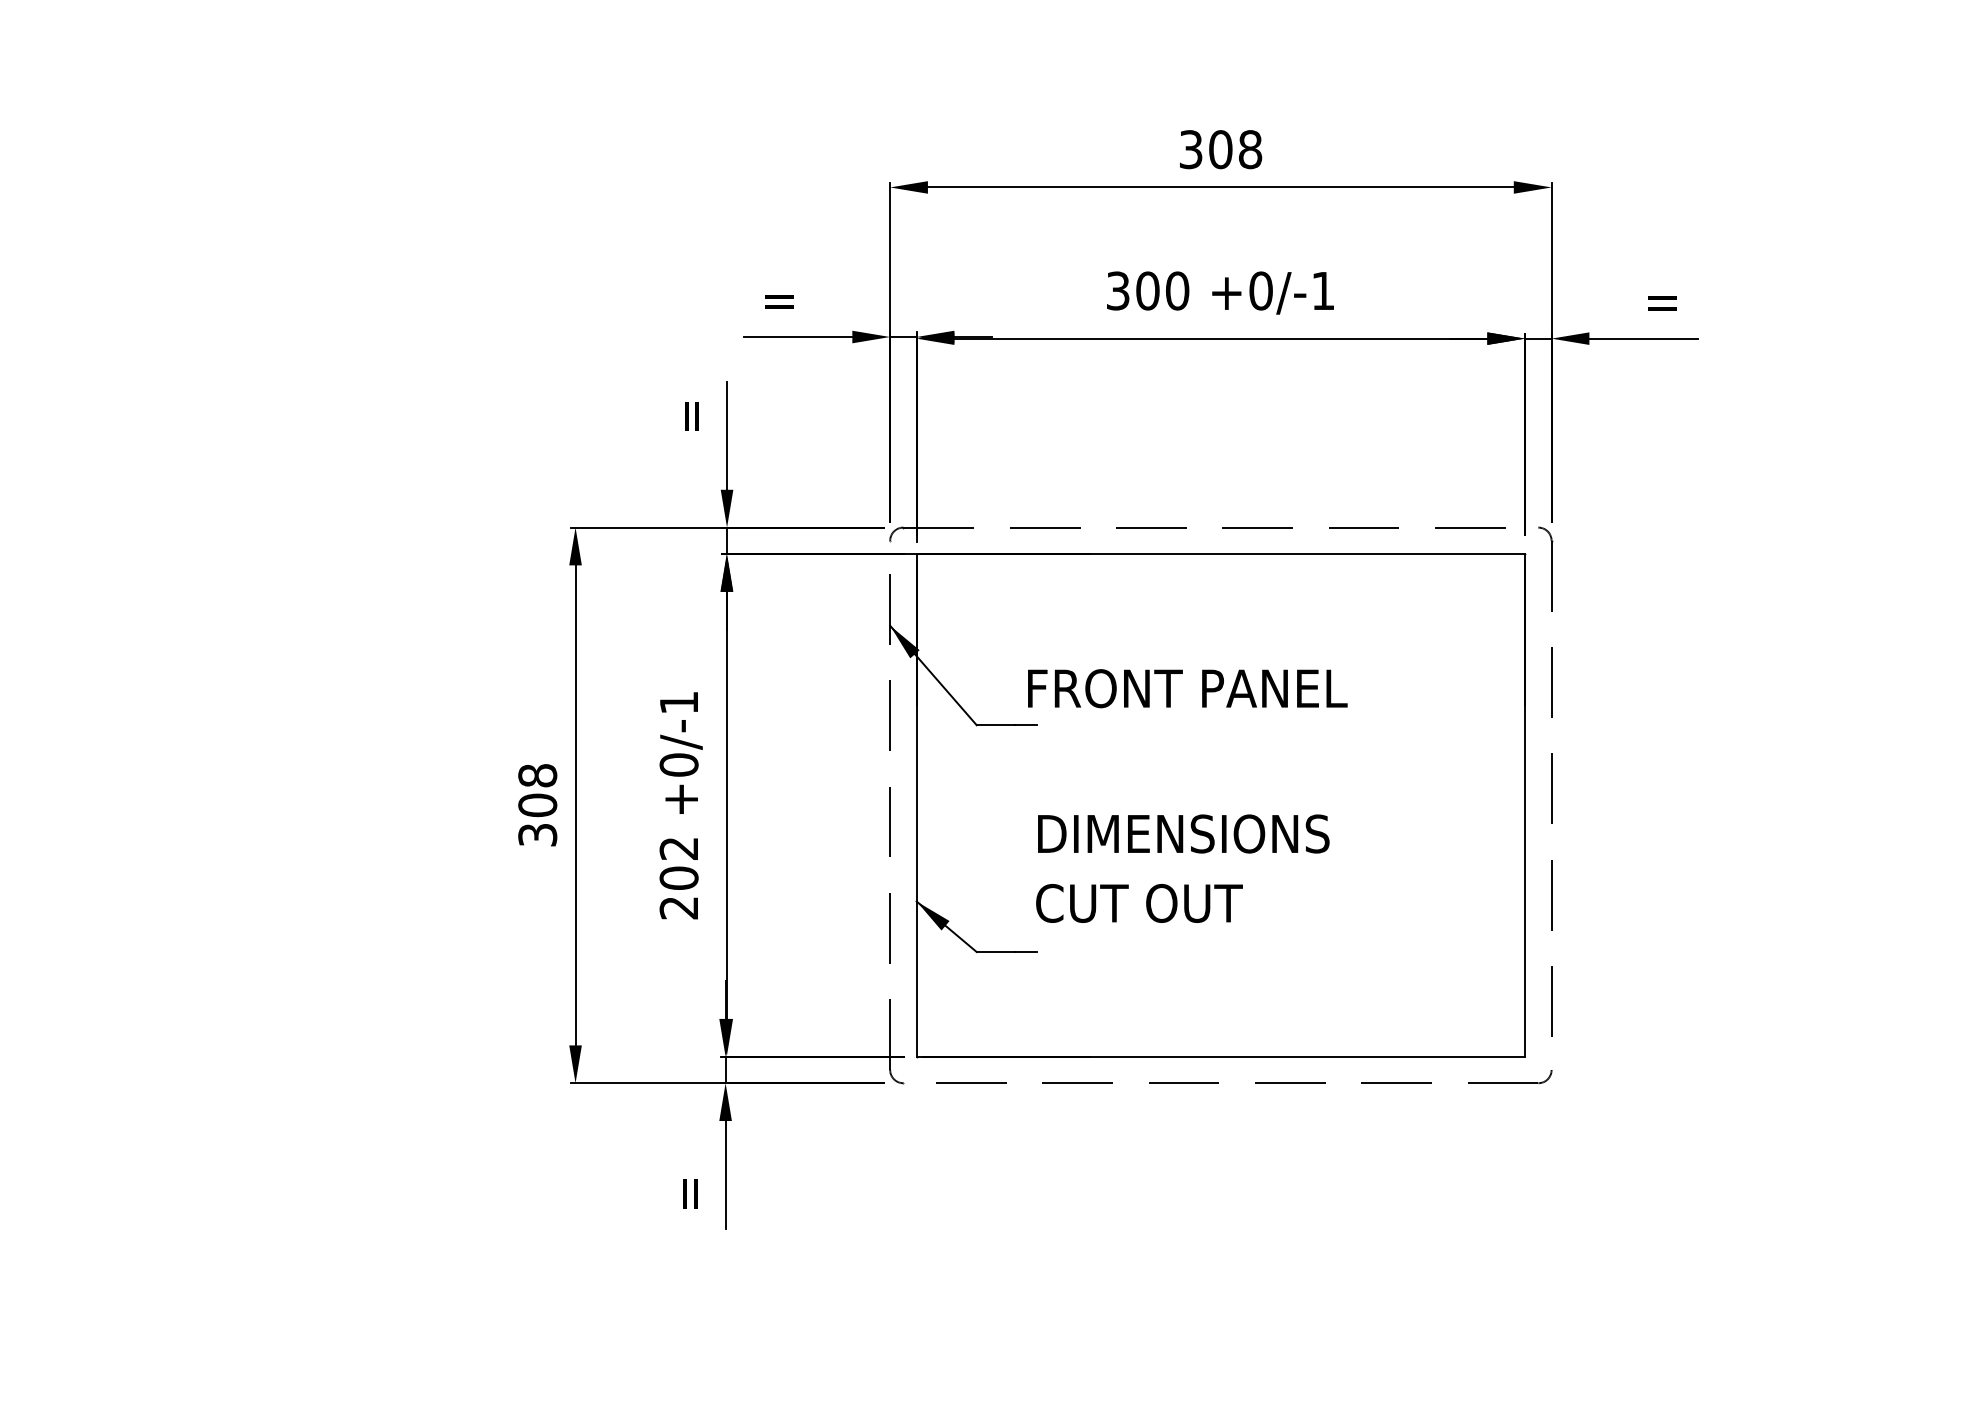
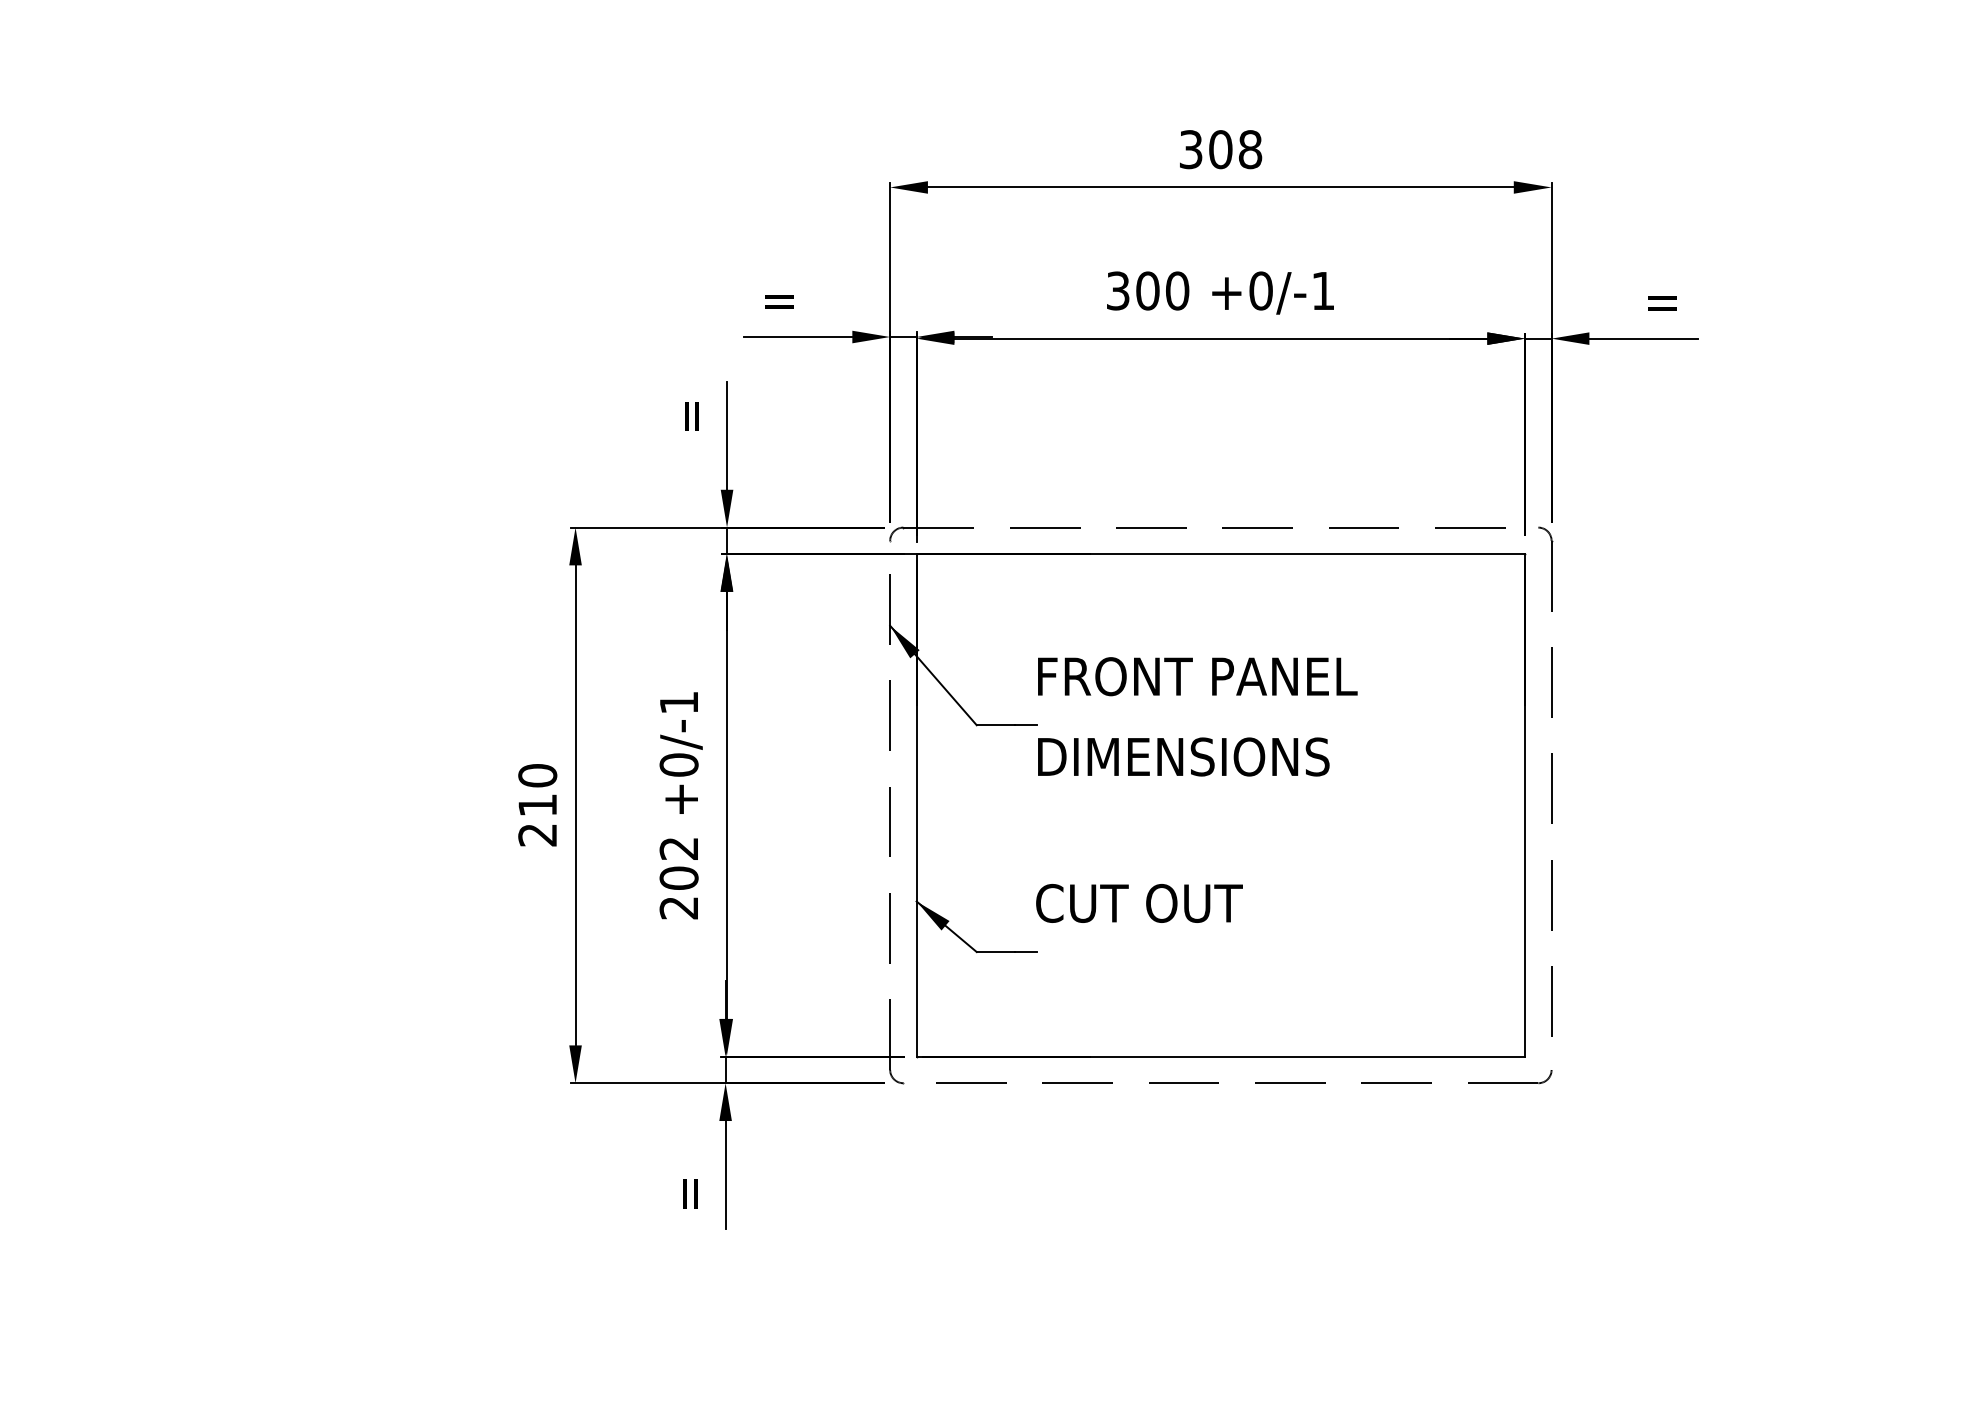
text position: (1187, 688) -> (1197, 676) (1197, 676)
text: 308 -> 210 (537, 805)
text position: (1183, 833) -> (1183, 756) (1183, 756)
